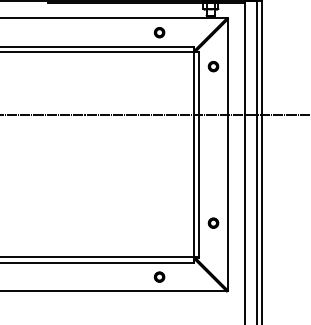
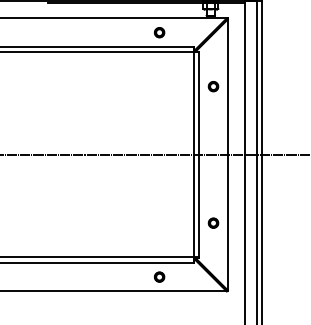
part position: (213, 66) -> (213, 86) (213, 86)
line position: (154, 114) -> (154, 154) (154, 154)
